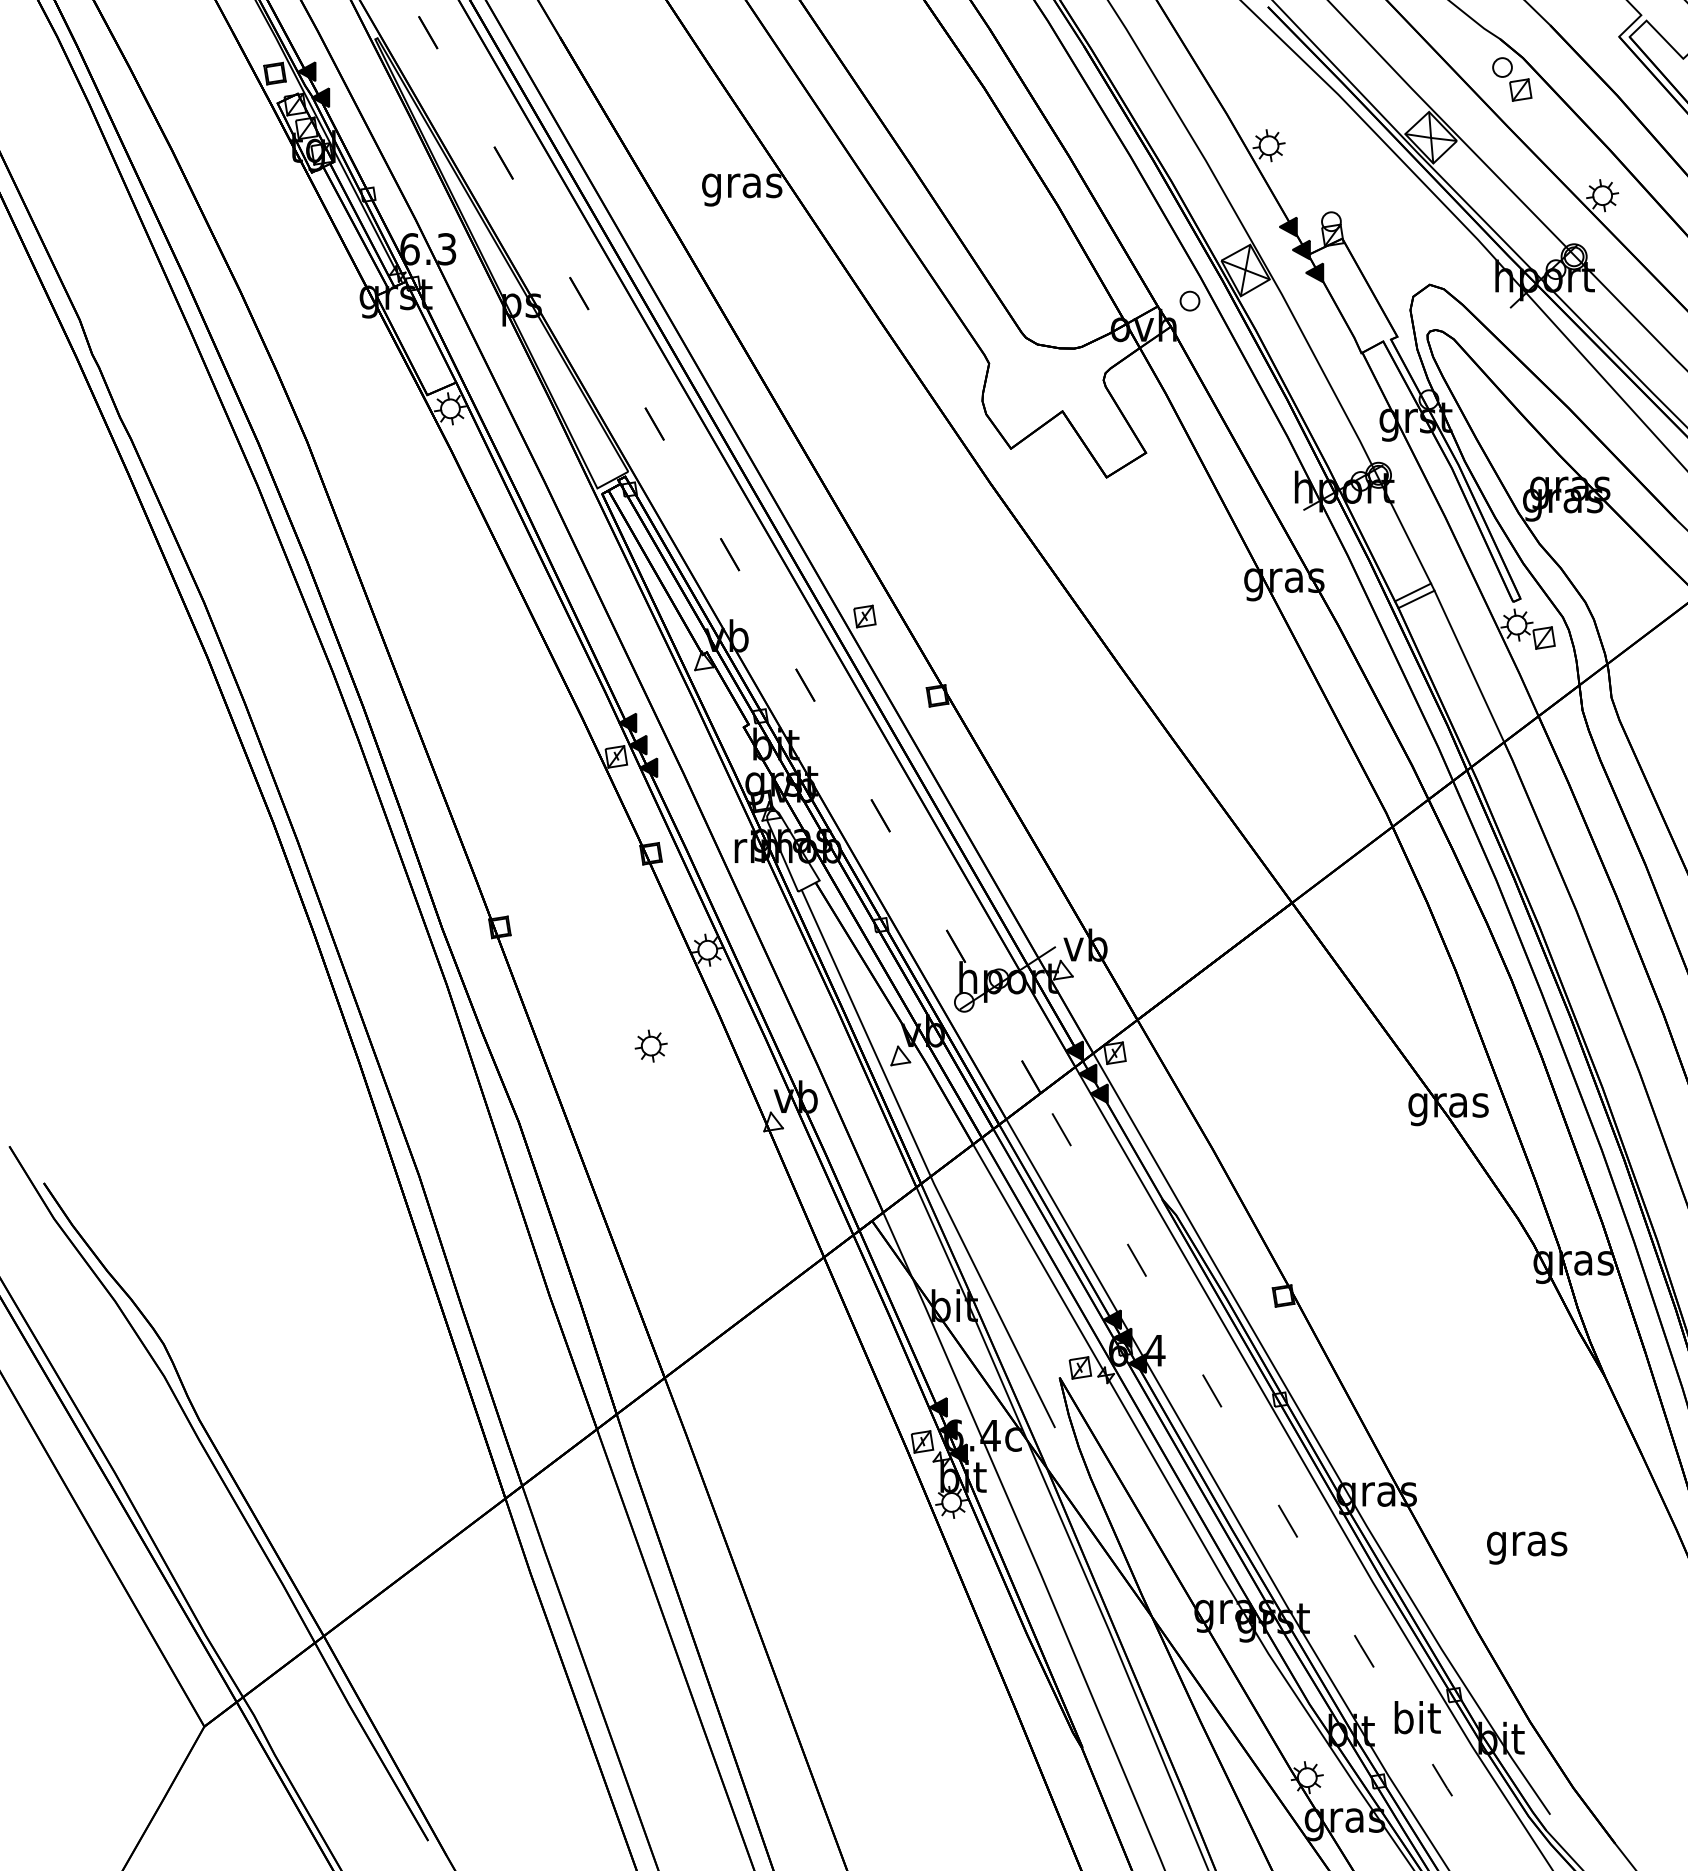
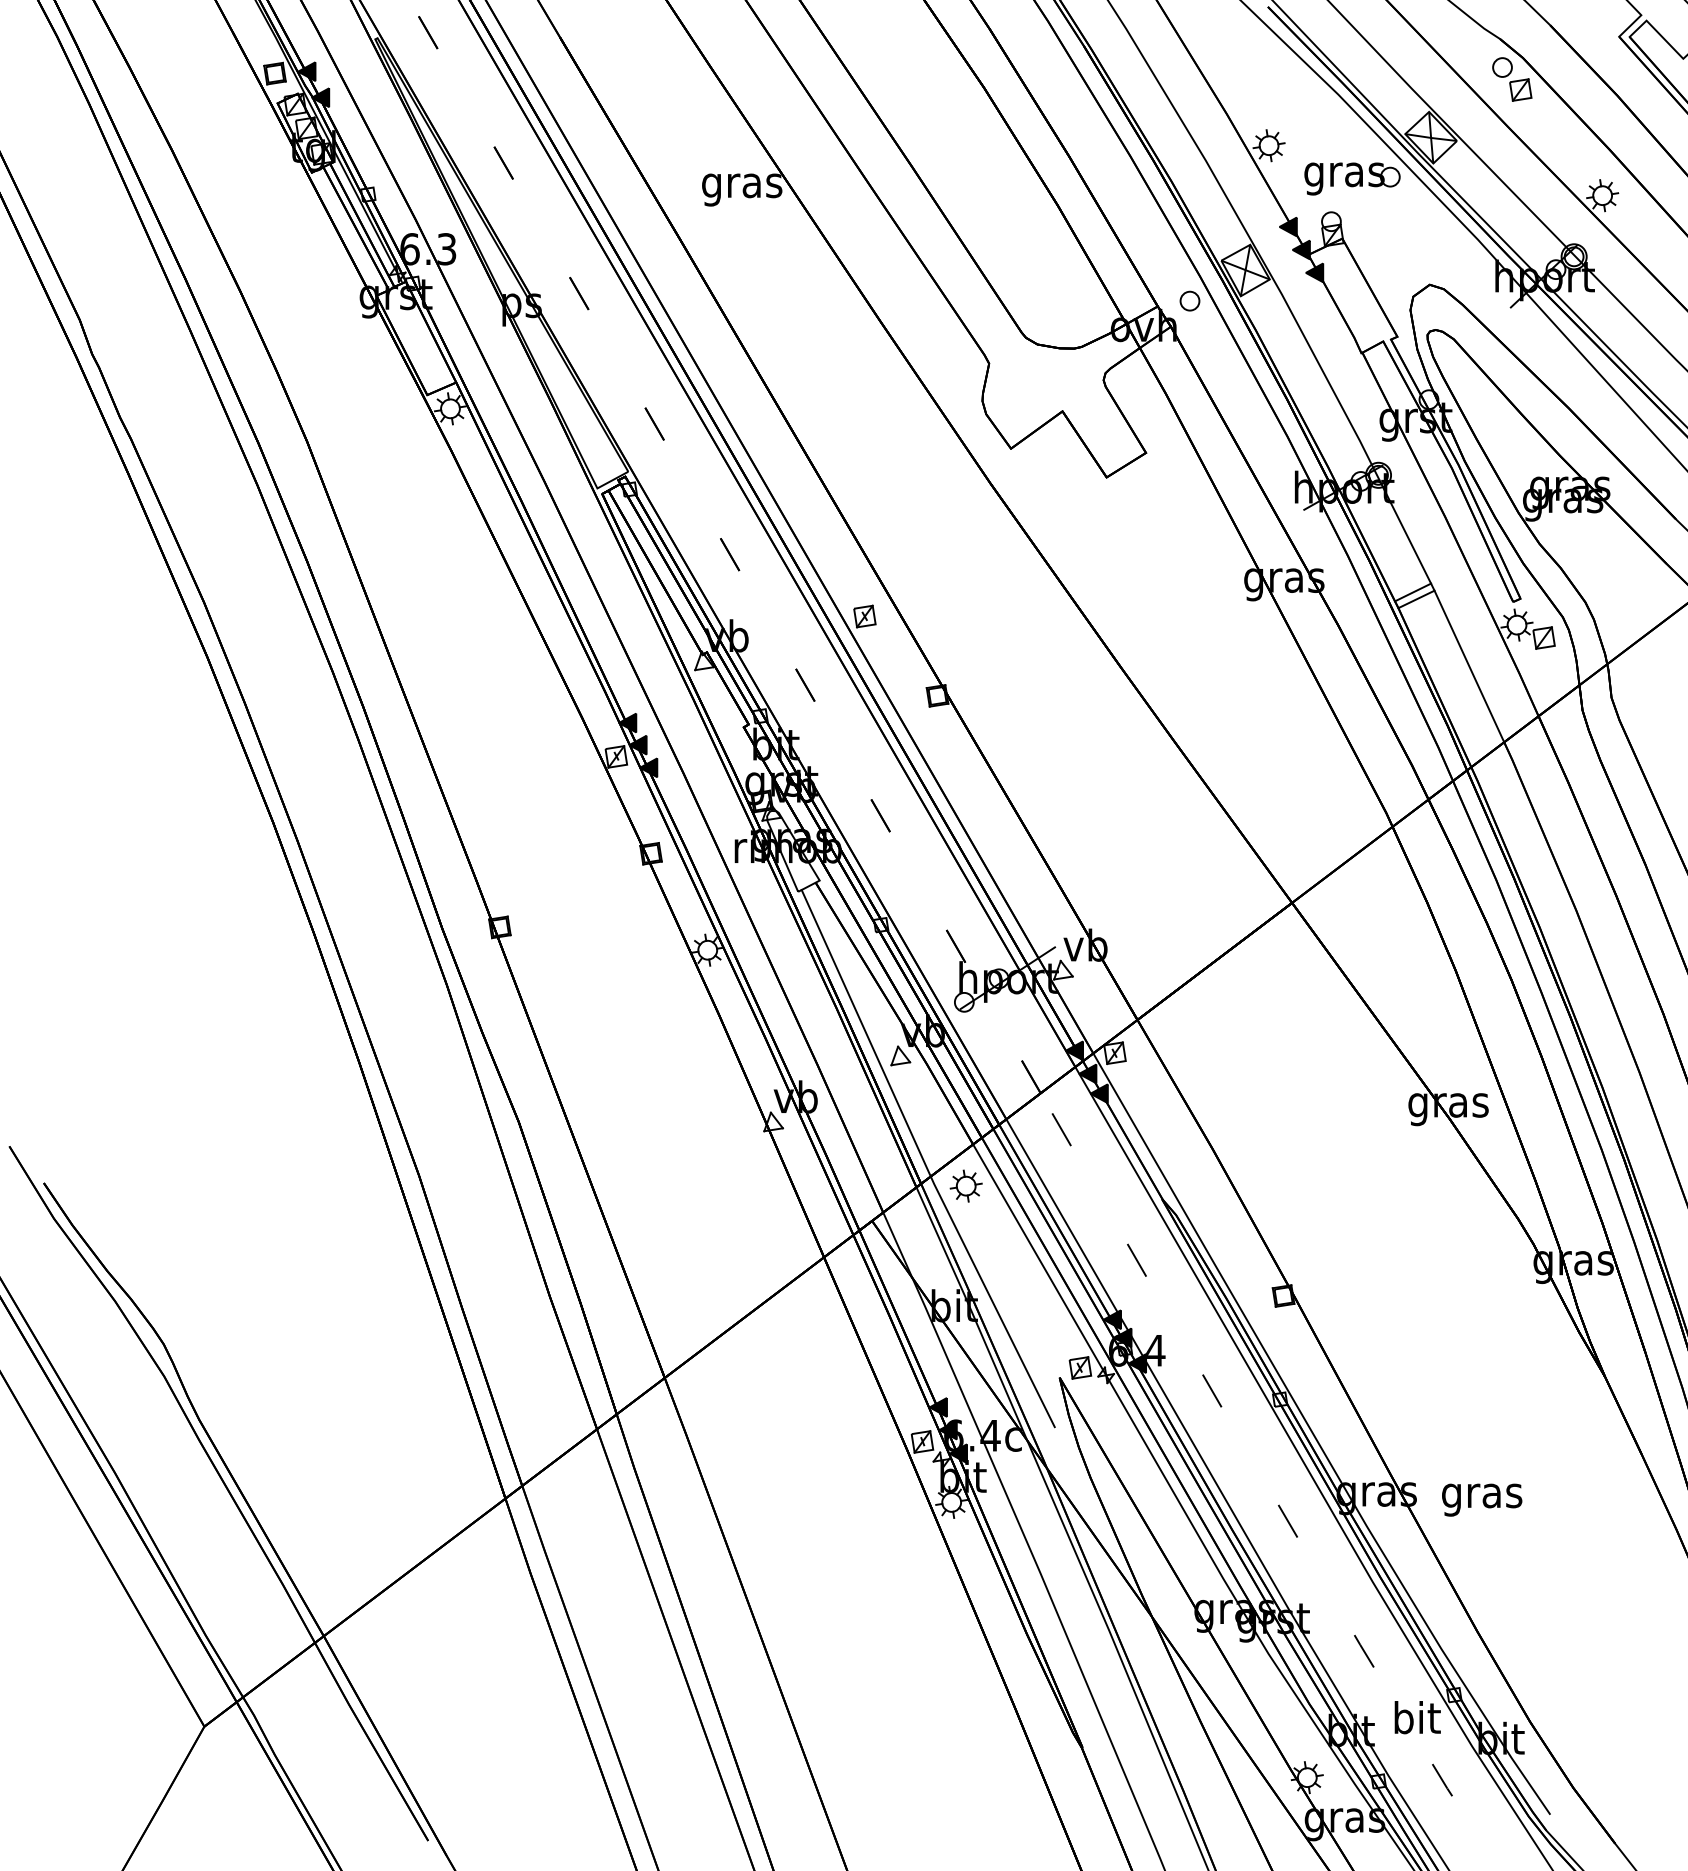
part: none -> present (1352, 178)
part position: (650, 1045) -> (965, 1185) (965, 1185)
text position: (1527, 1547) -> (1482, 1499) (1482, 1499)
